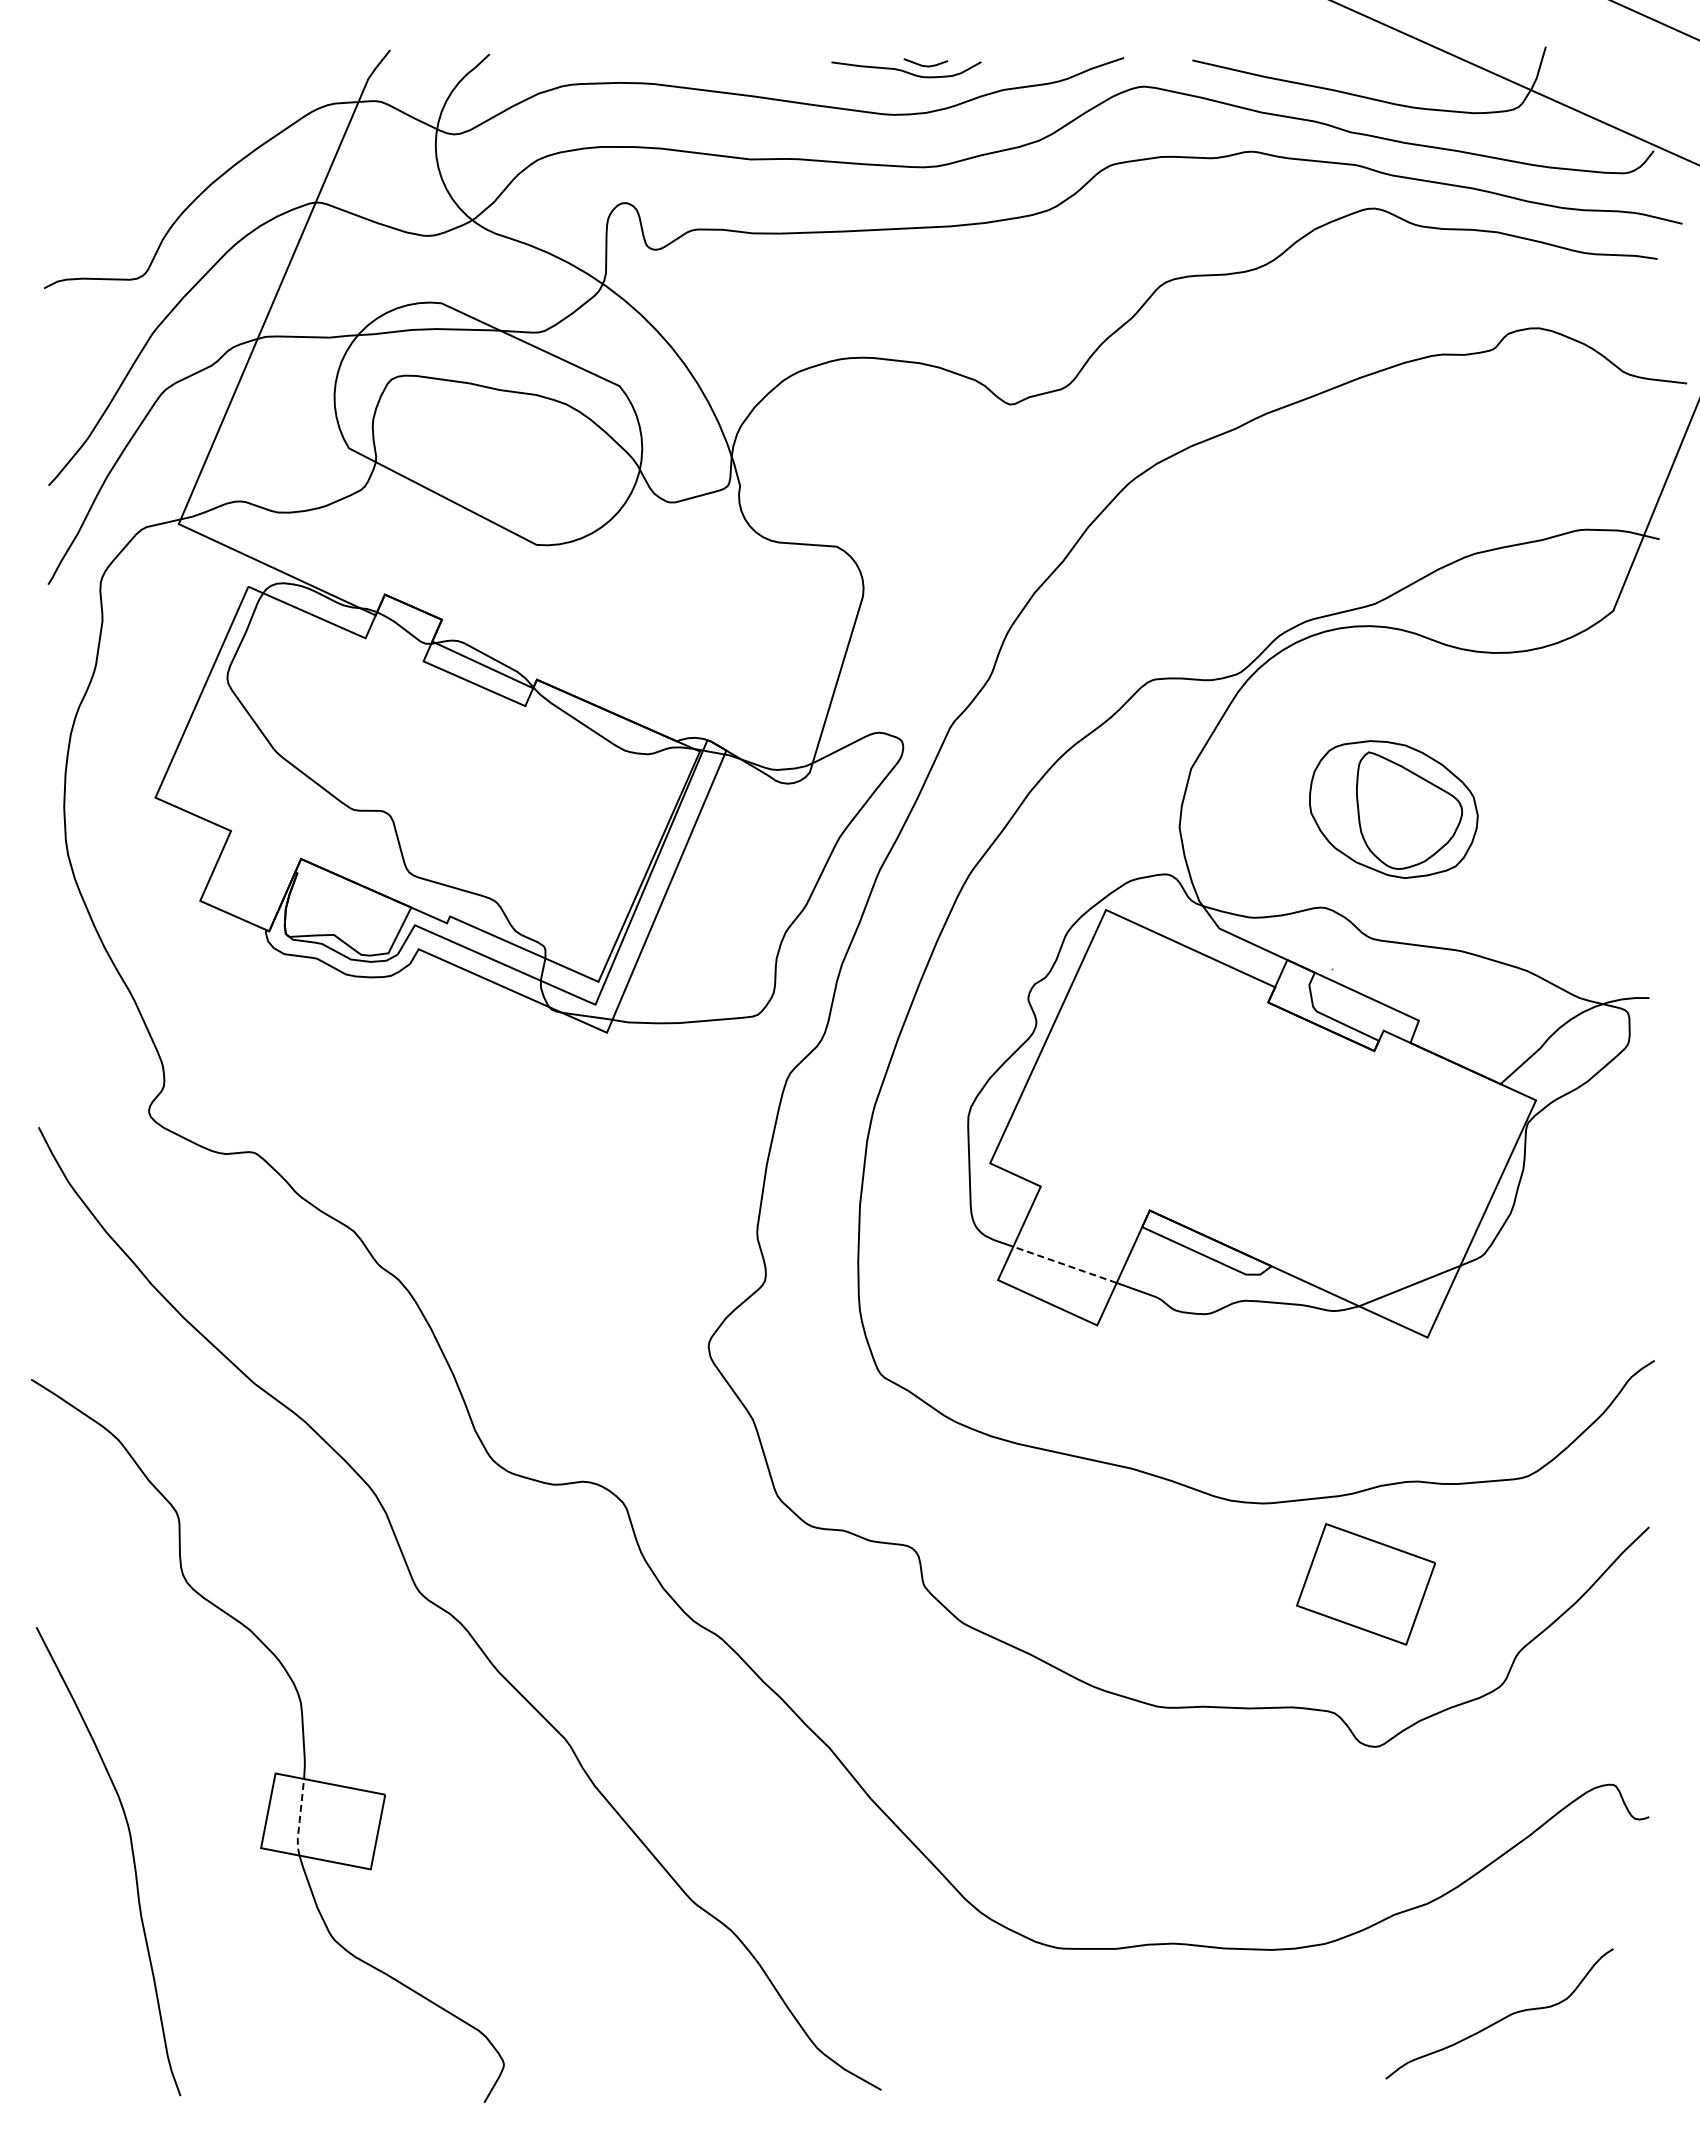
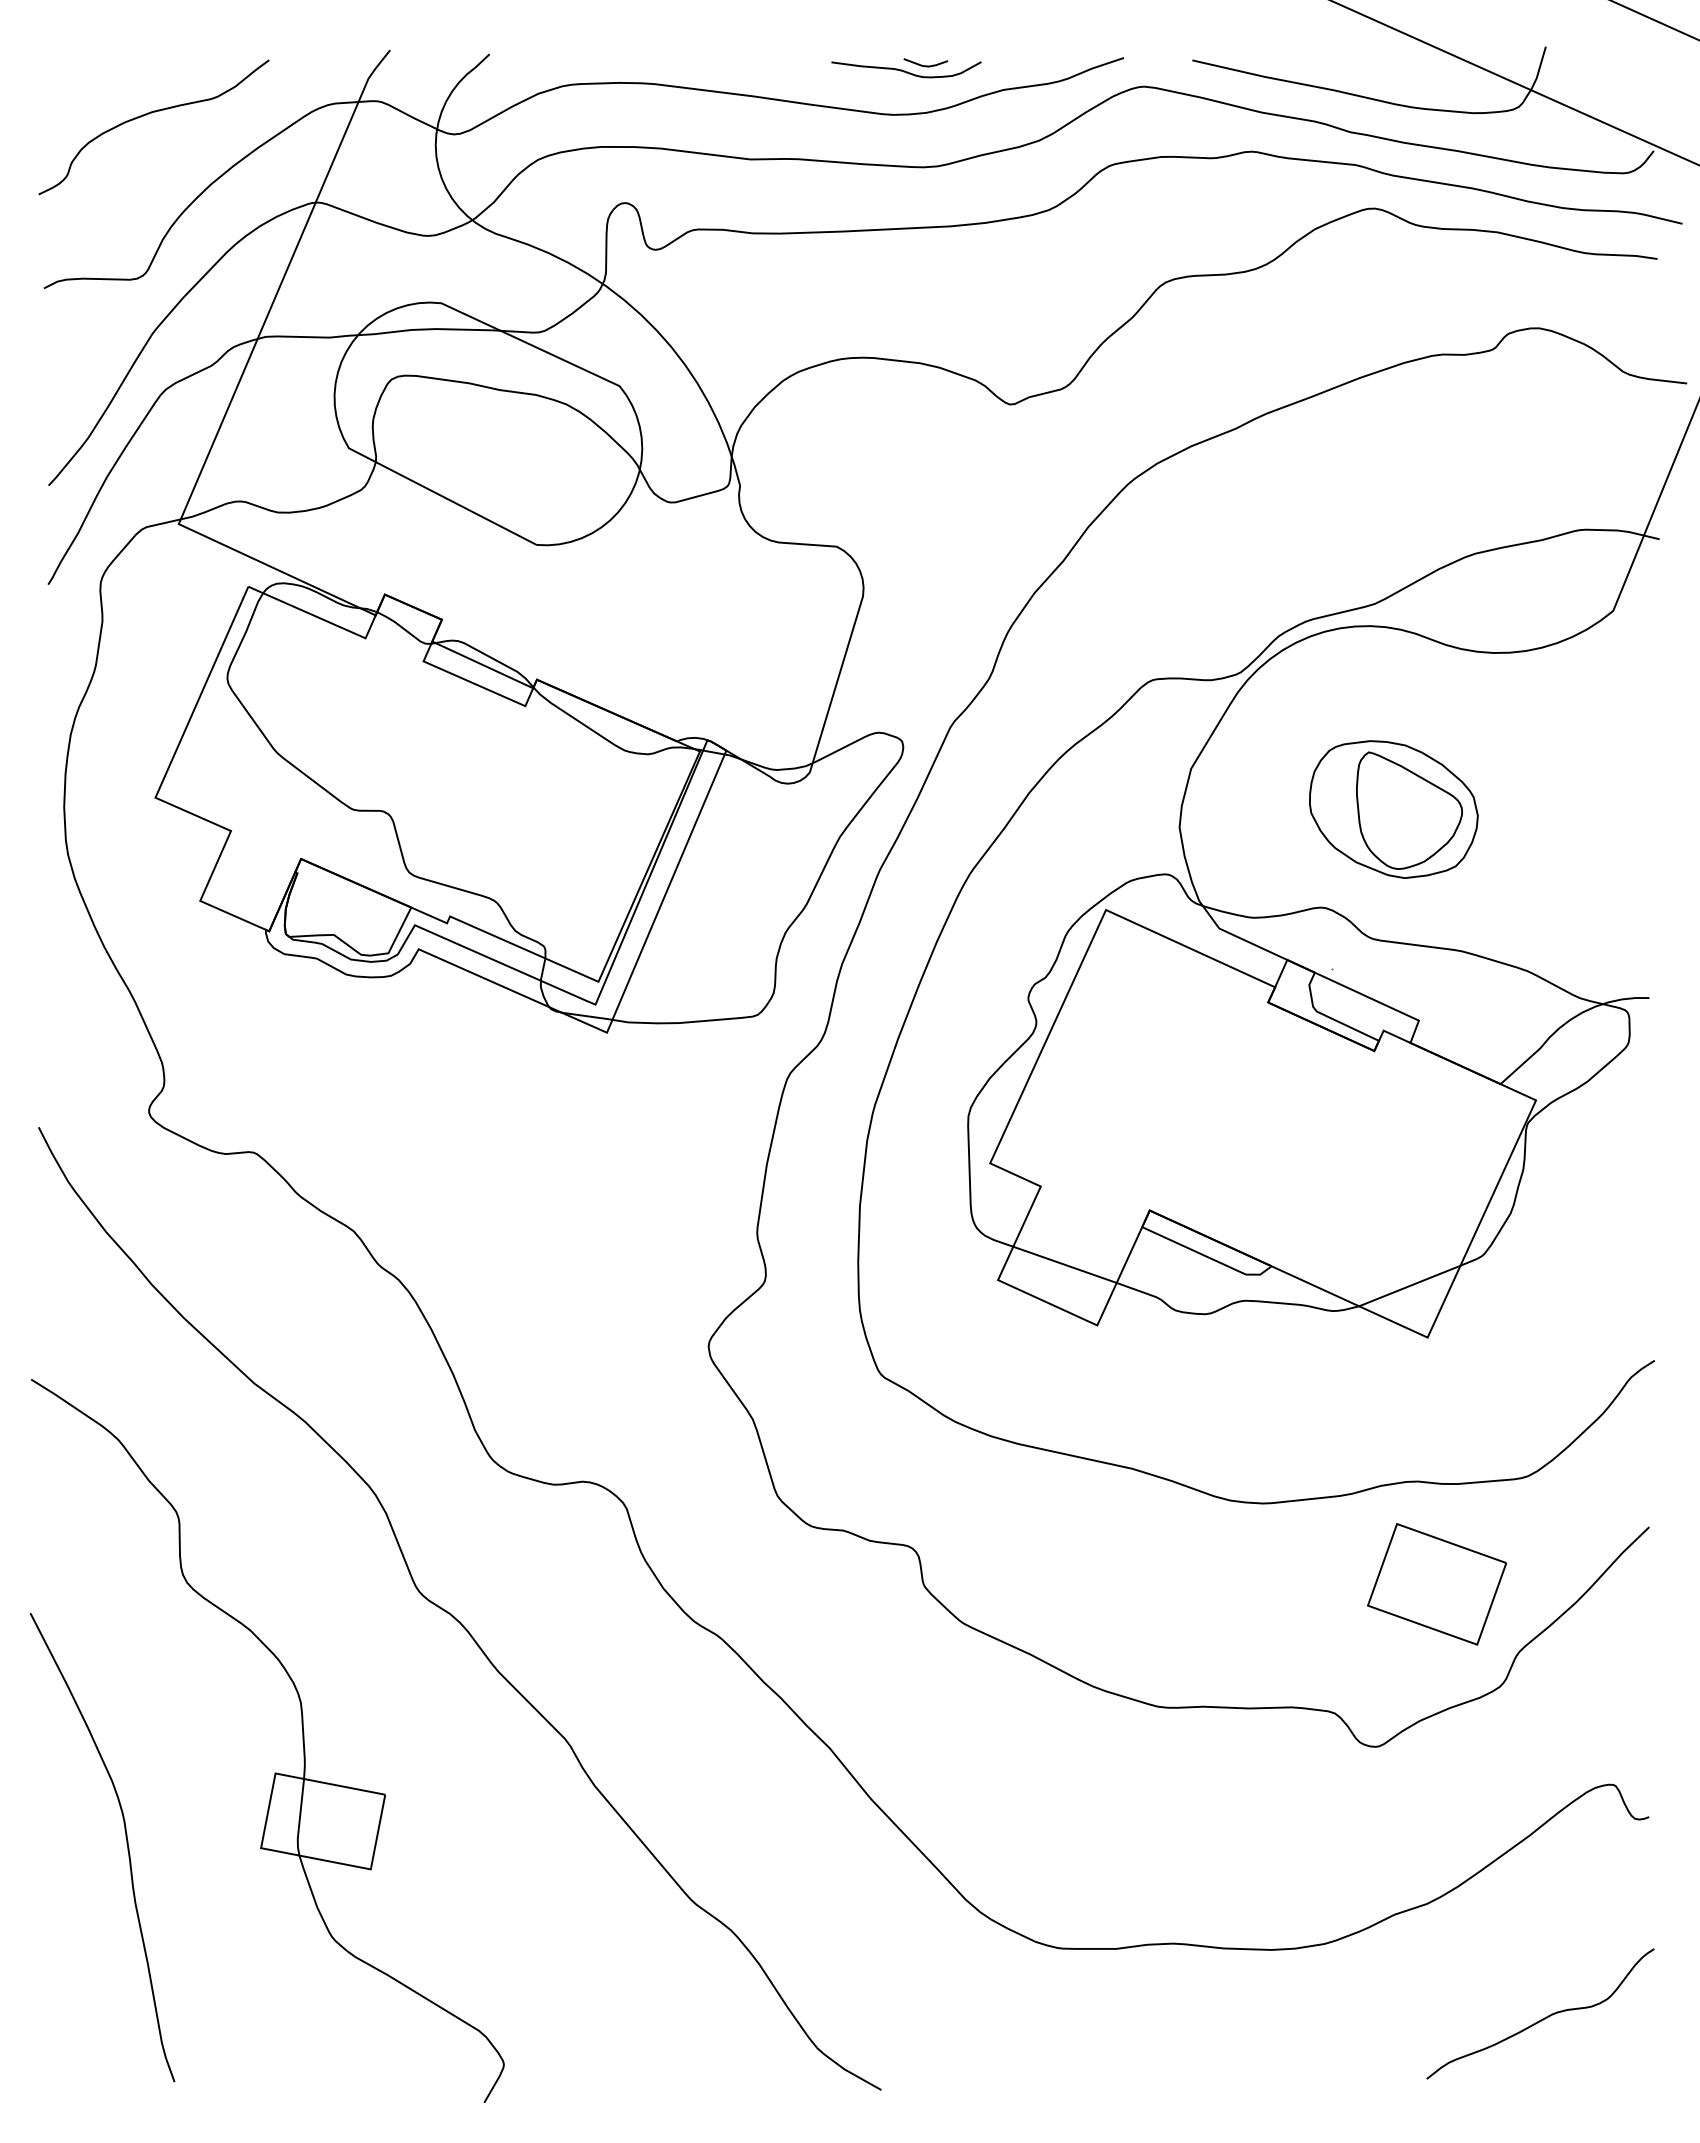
curve: none -> present (149, 114)
line: dashed -> solid (1065, 1264)
part position: (1366, 1584) -> (1437, 1584) (1437, 1584)
line: dashed -> solid (299, 1818)
curve position: (132, 1858) -> (126, 1844) (126, 1844)
curve position: (1501, 2018) -> (1542, 2018) (1542, 2018)
